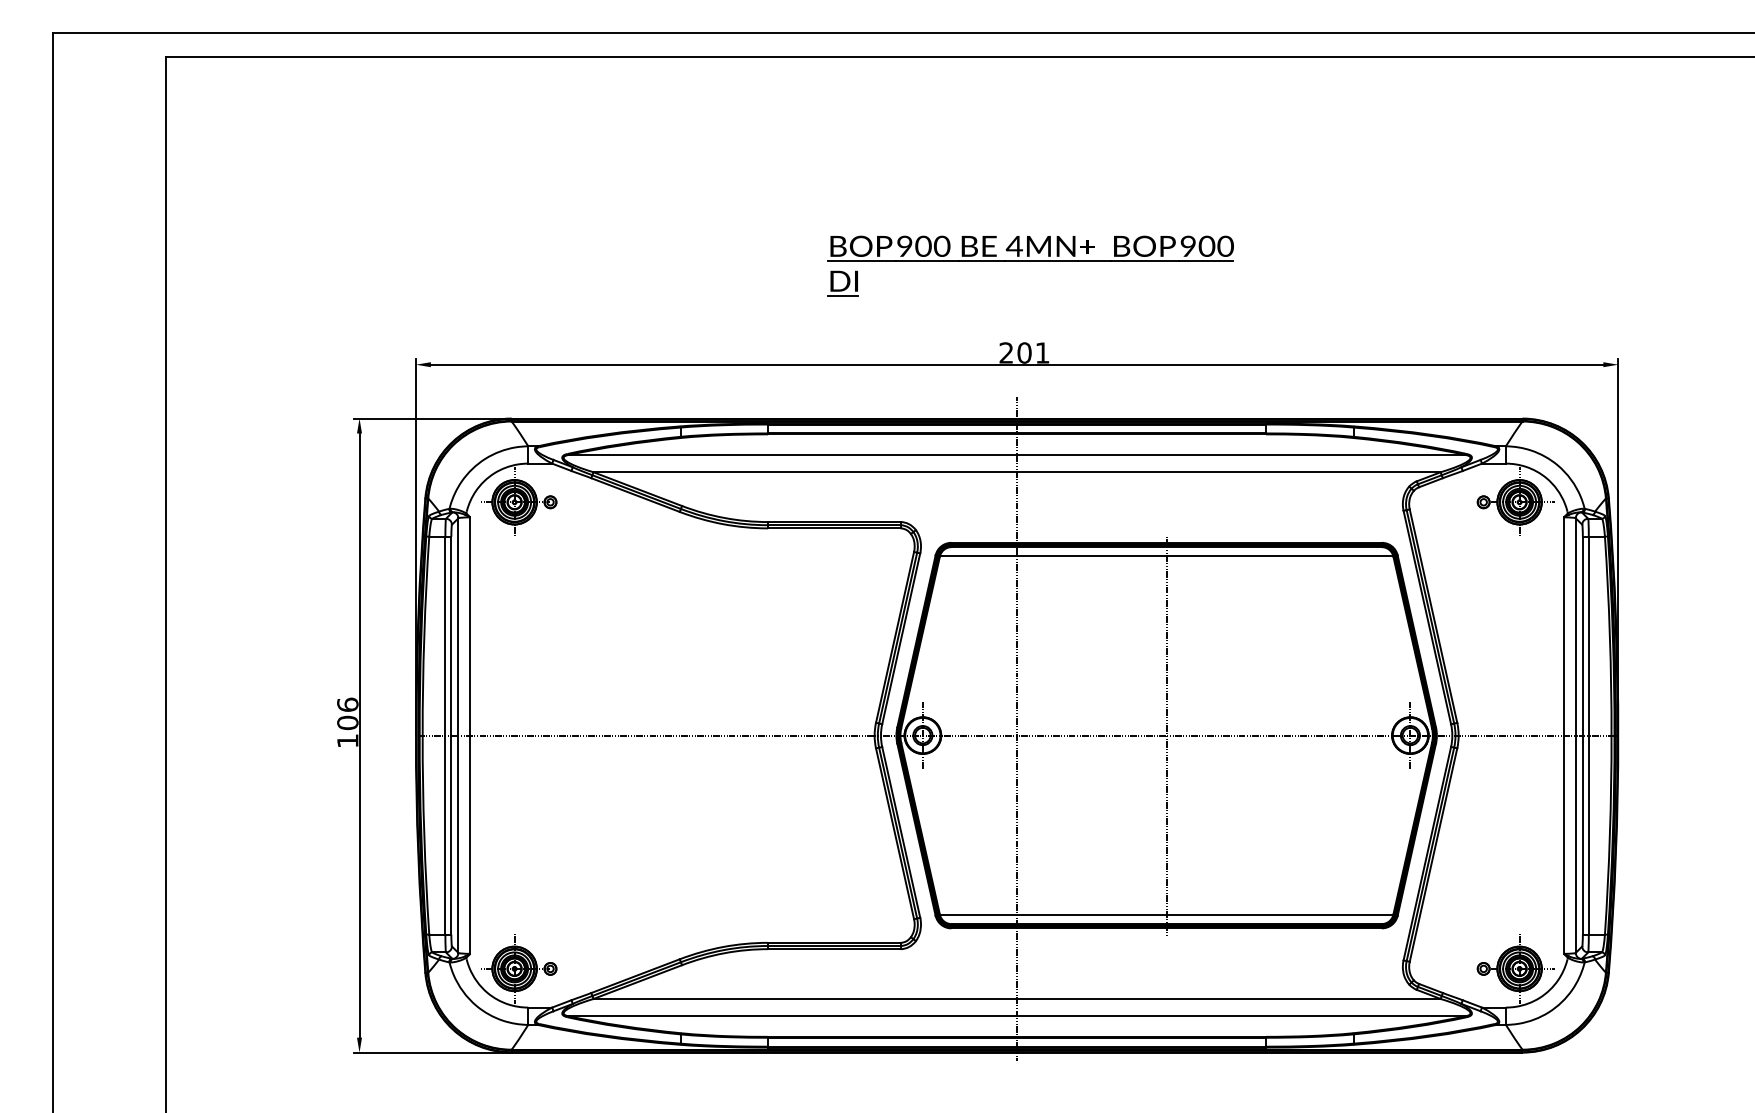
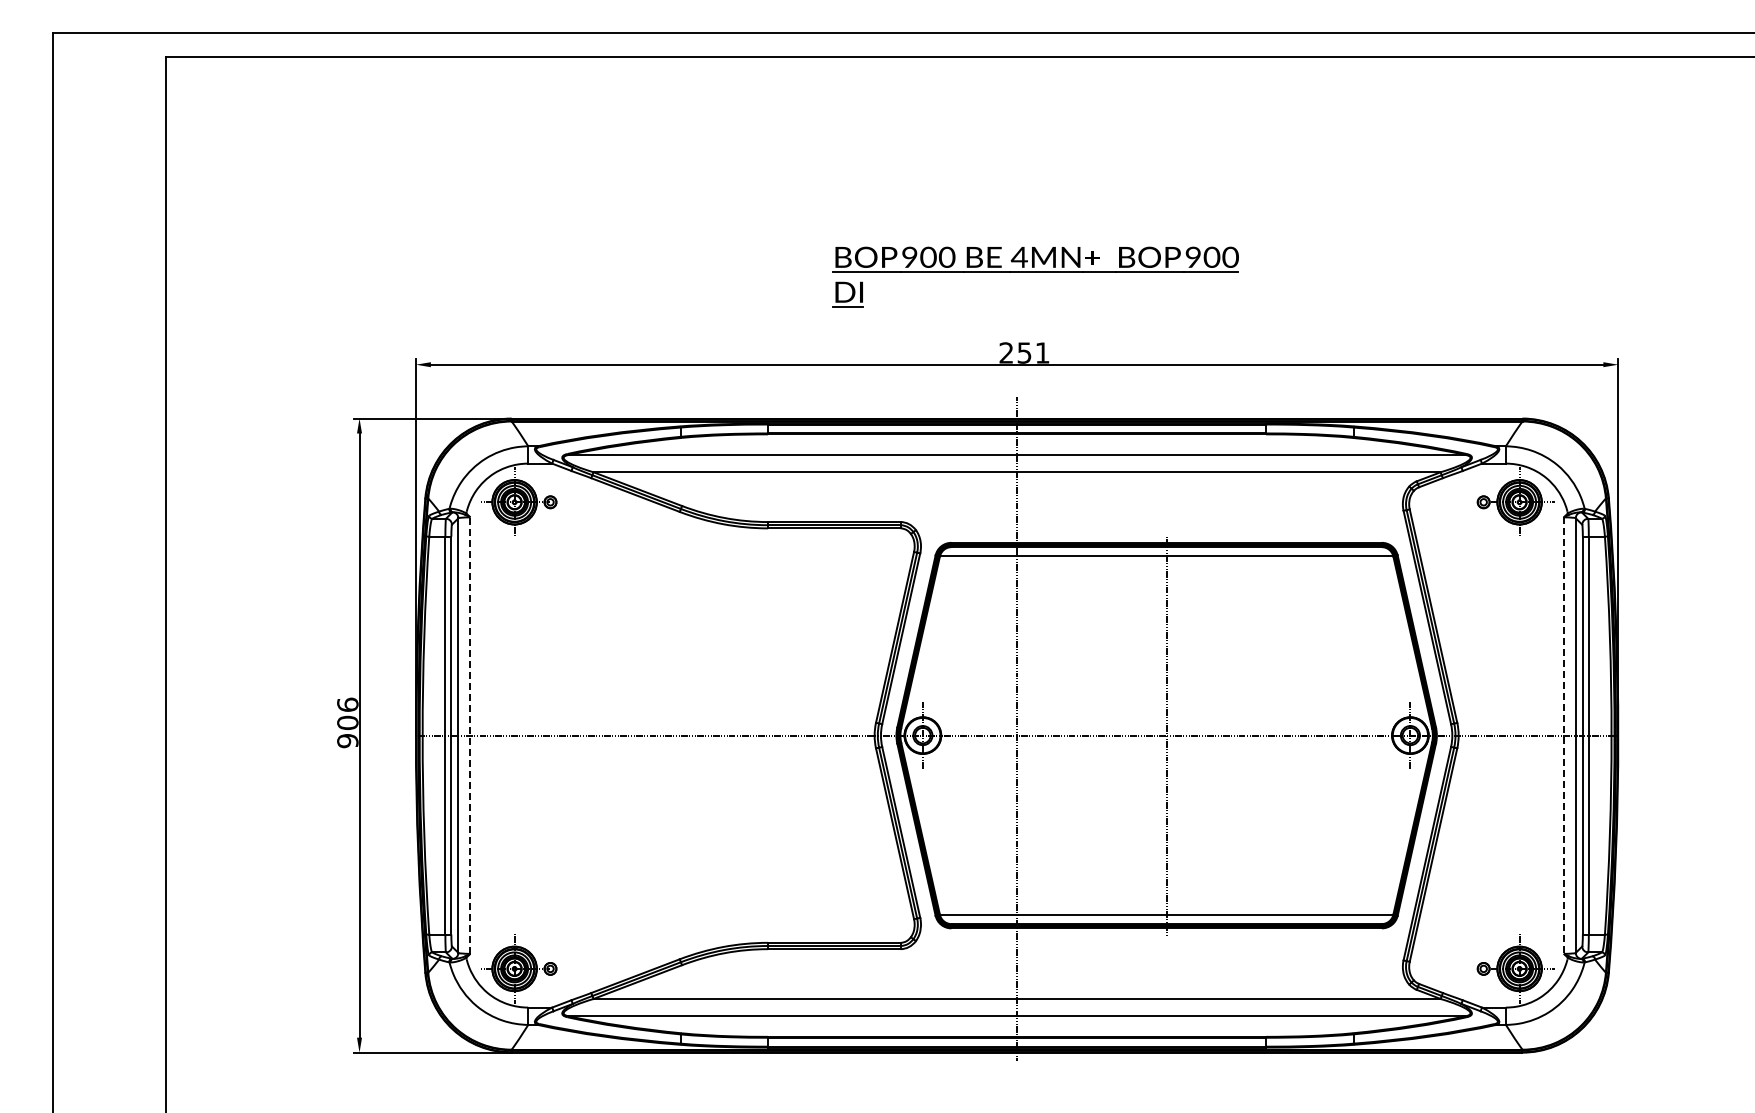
part position: (1030, 265) -> (1035, 276) (1035, 276)
text: 201 -> 251 (1024, 352)
line: solid -> dashed (470, 735)
line: solid -> dashed (1563, 736)
text: 106 -> 906 (347, 741)
